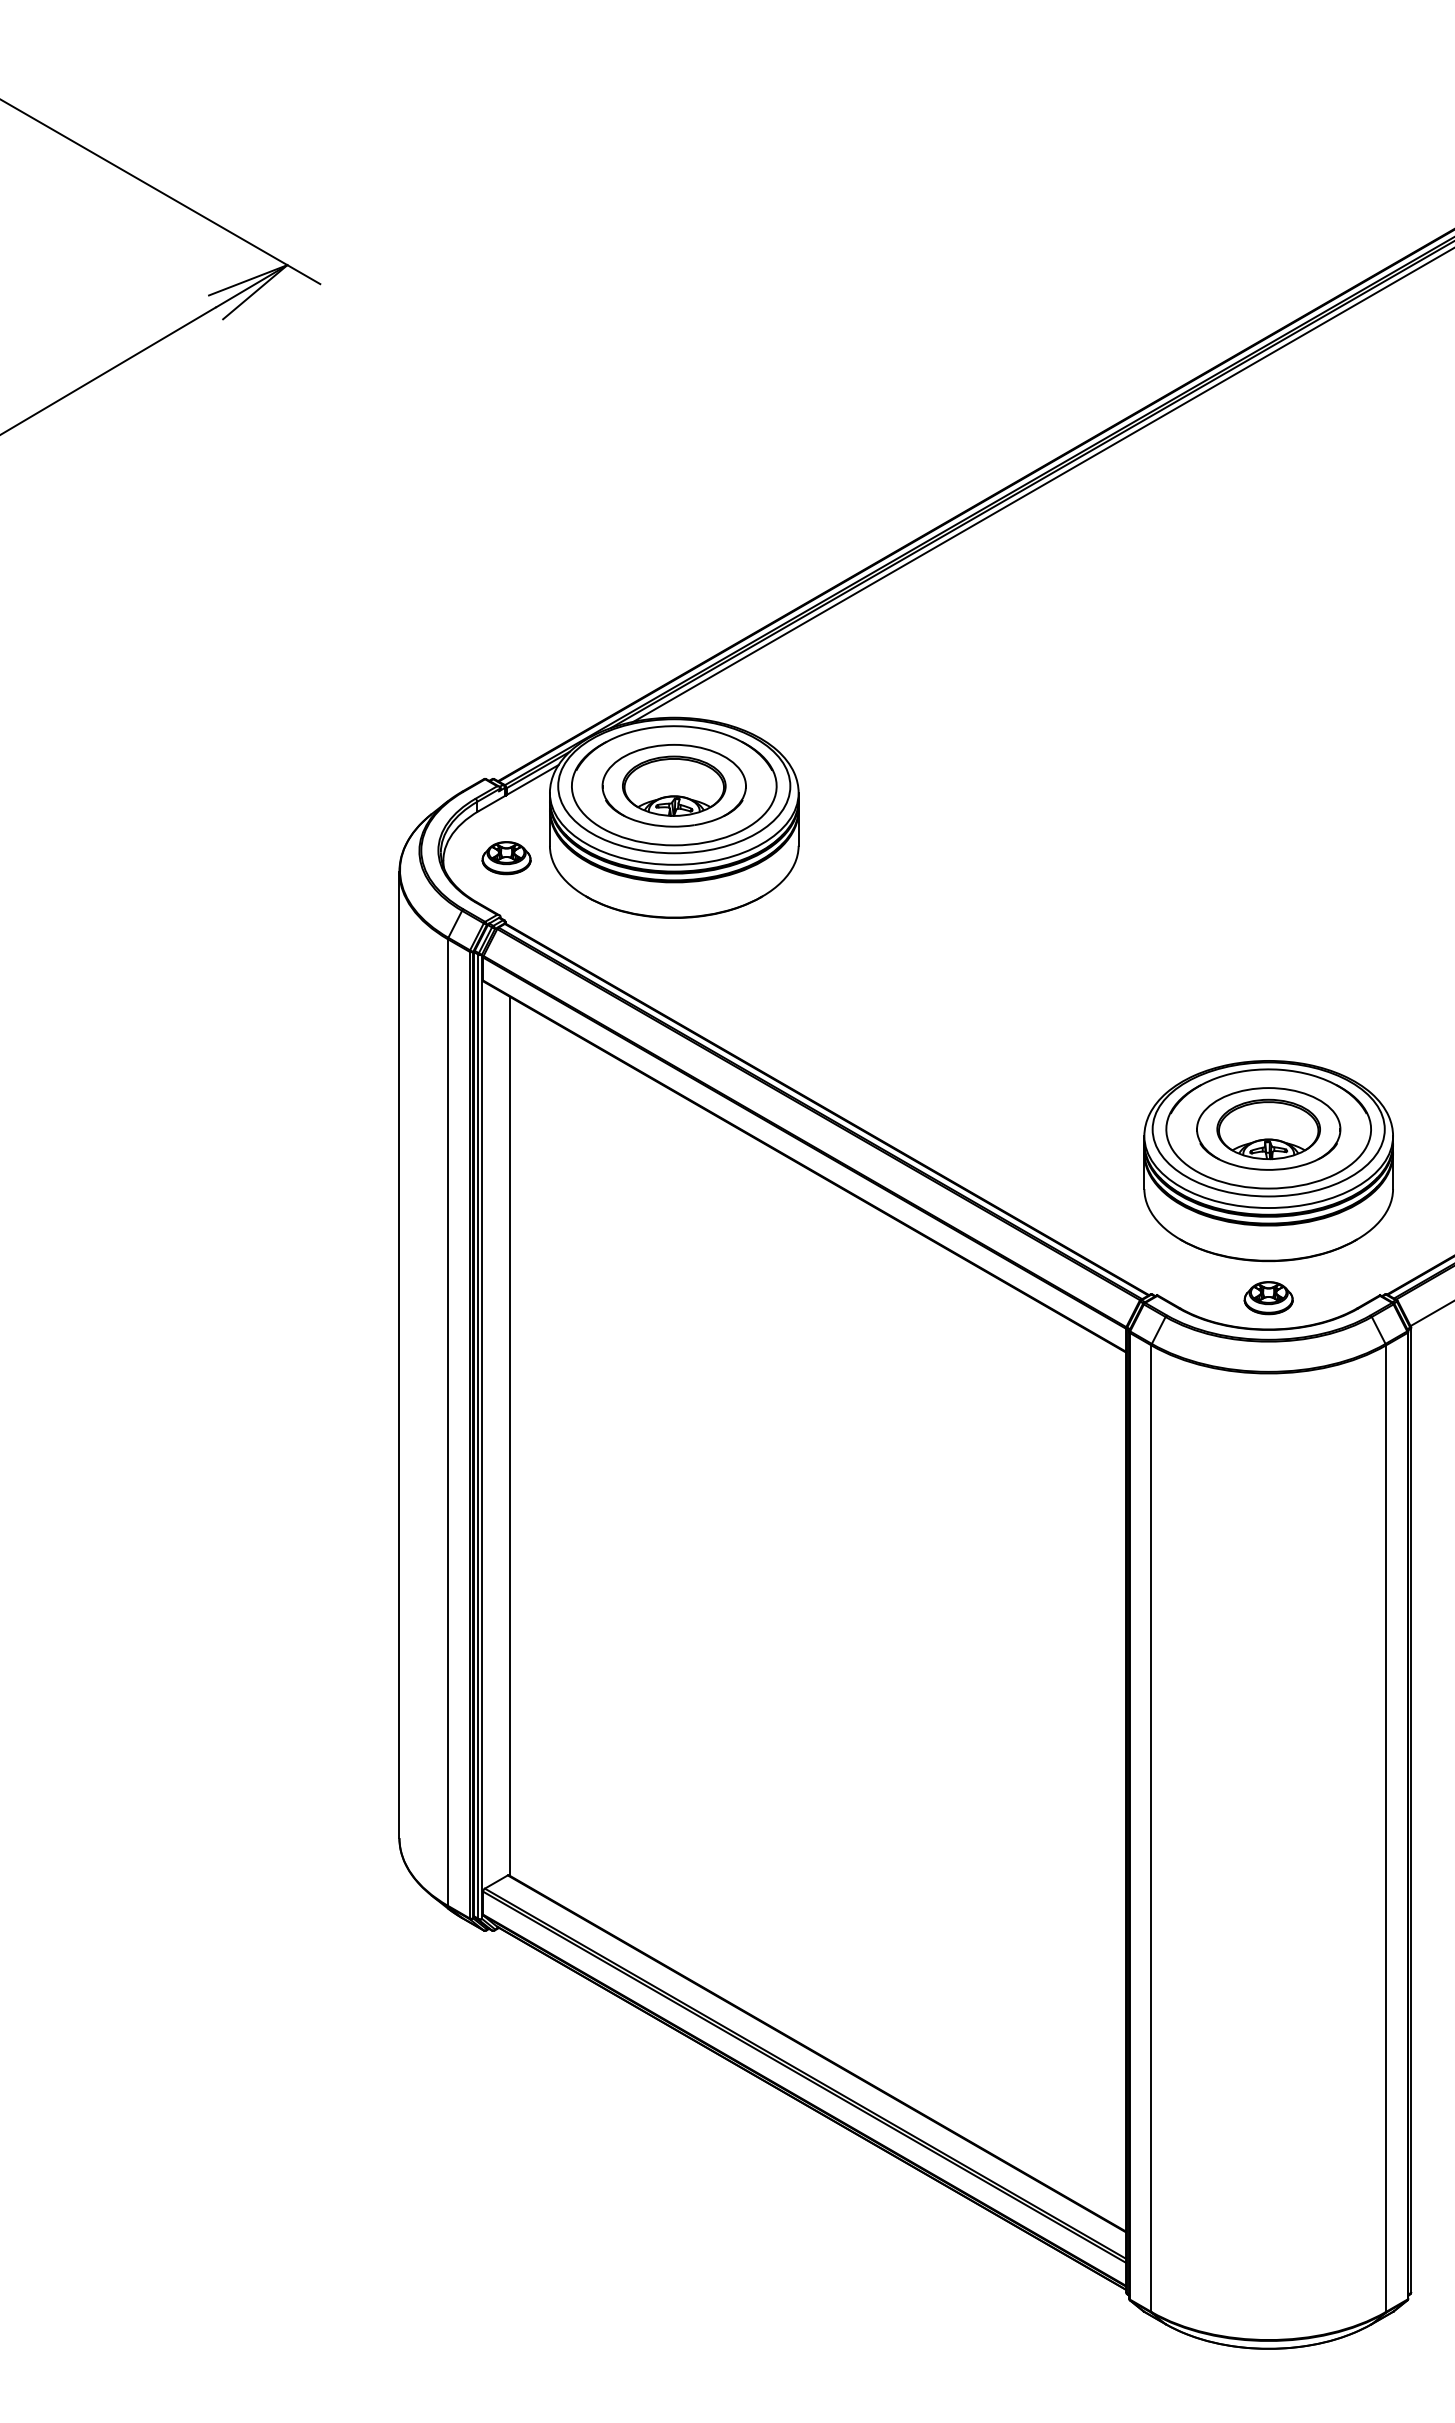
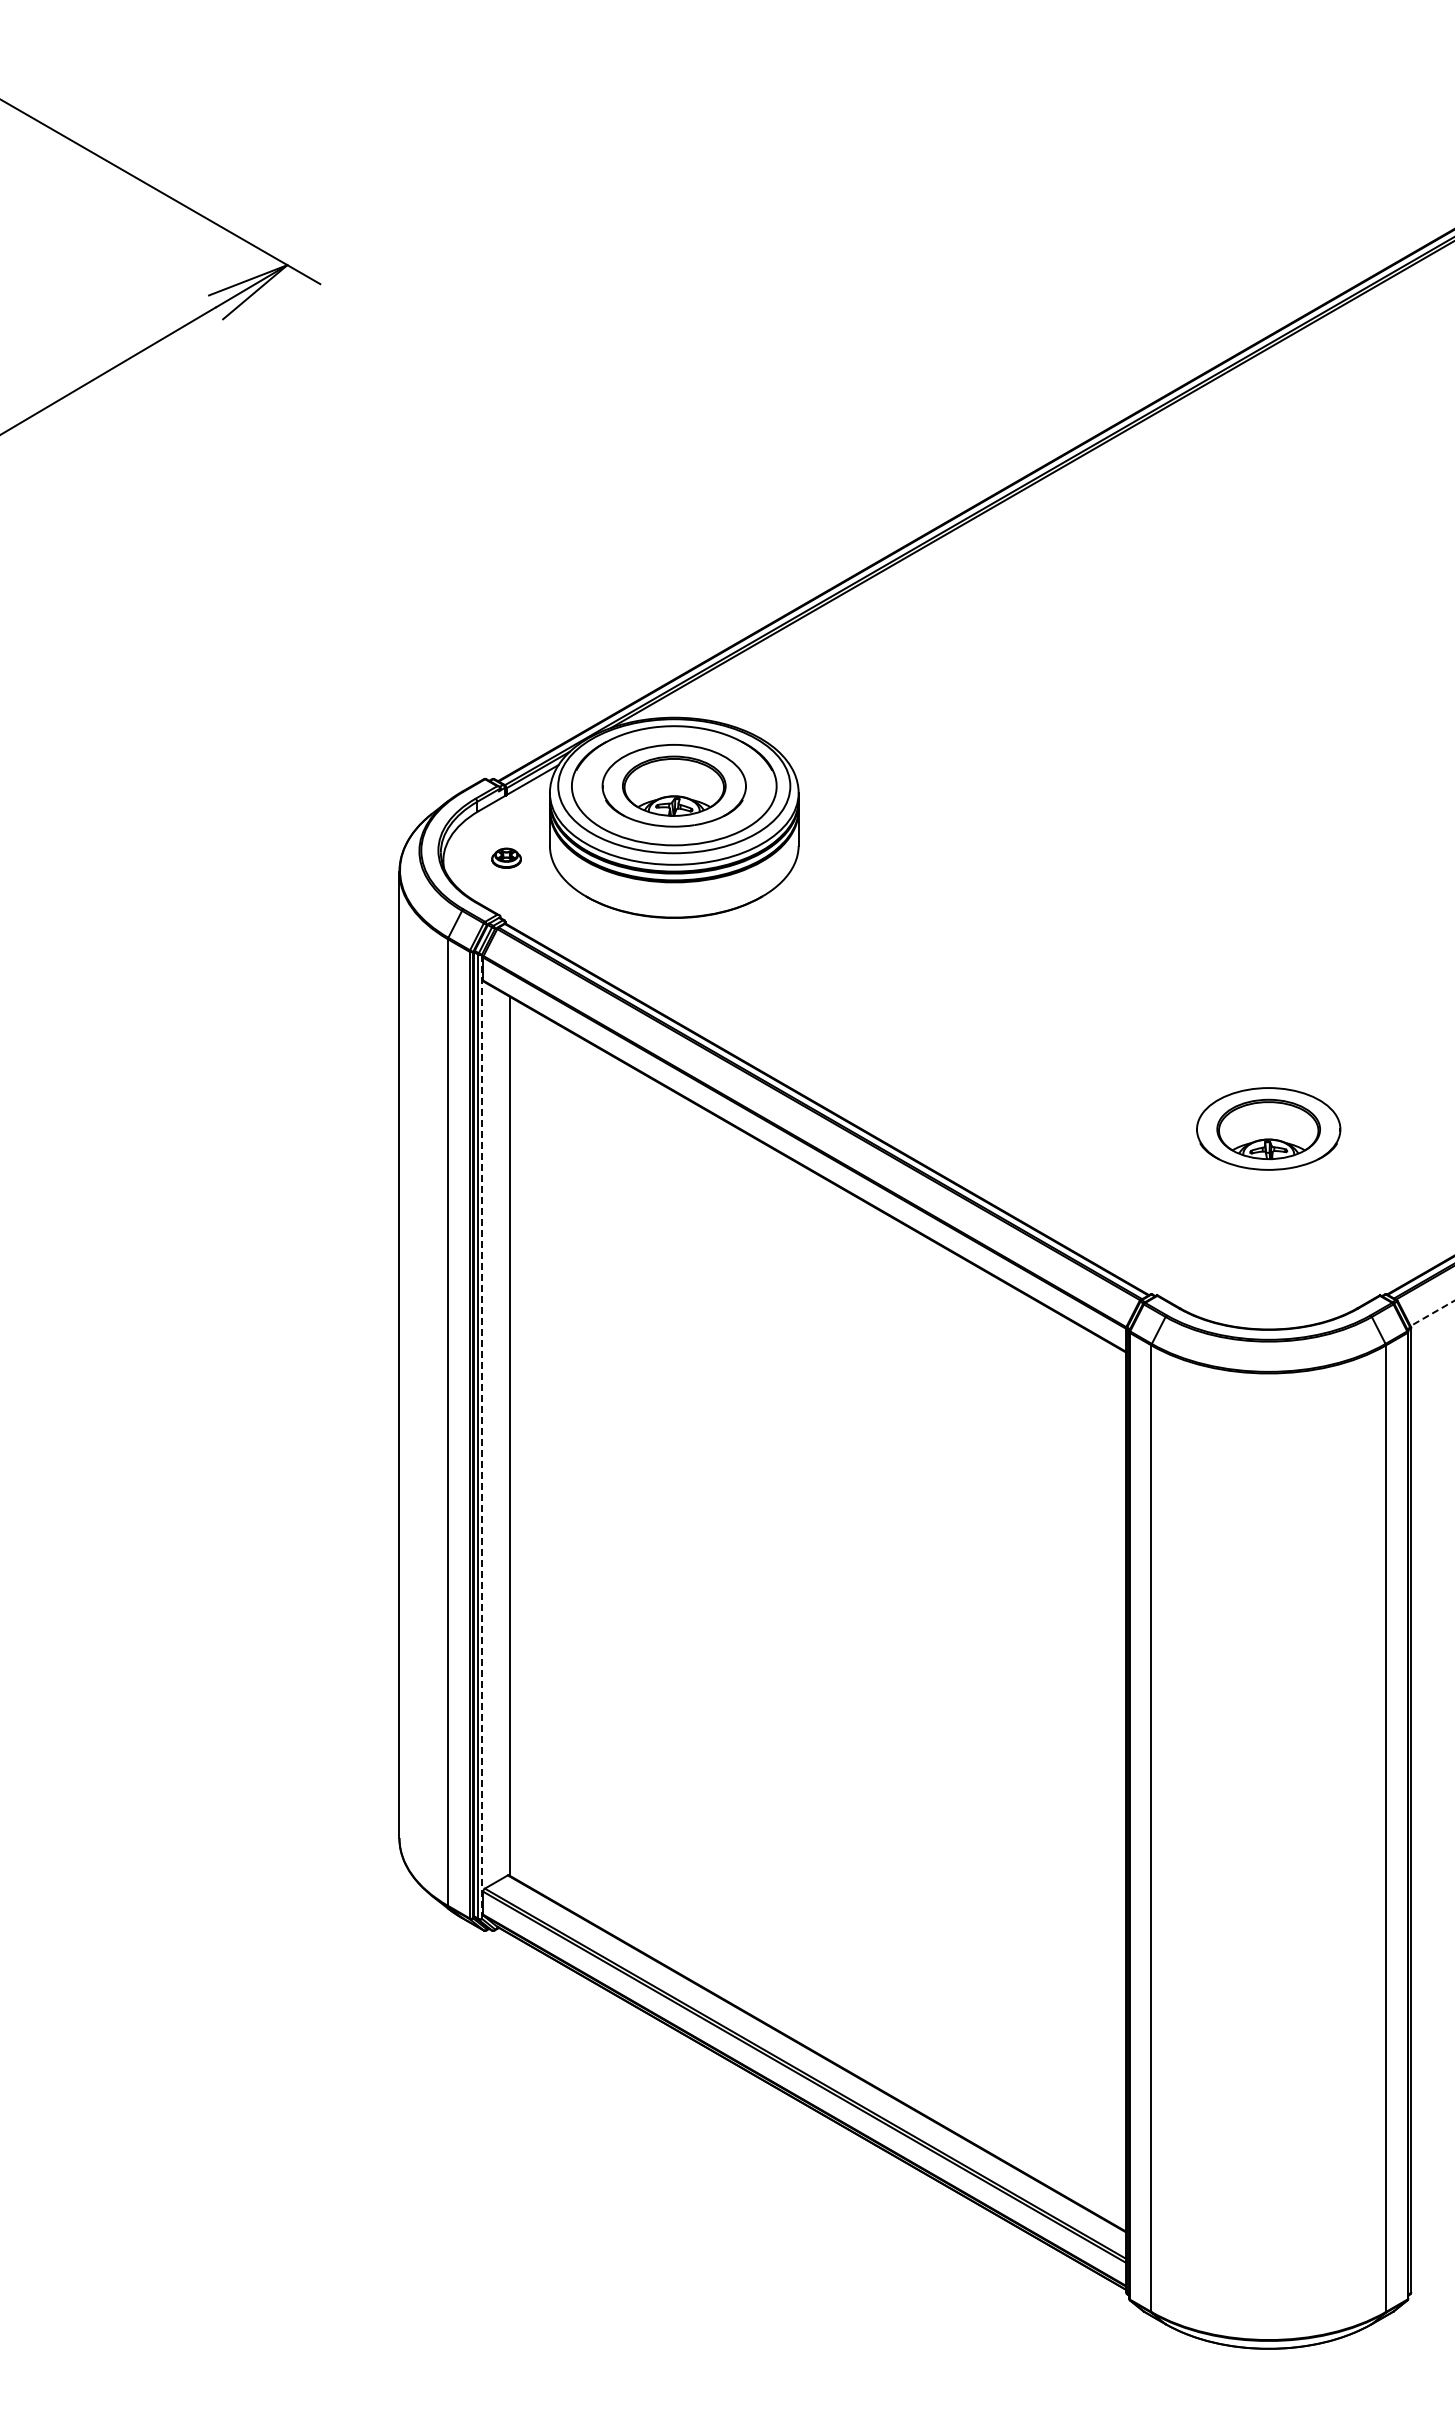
line: present -> none (1042, 485)
part size: 51x35 px -> 31x22 px (506, 857)
part: present -> none (1268, 1161)
part: present -> none (1268, 1298)
line: solid -> dashed (1432, 1313)
line: solid -> dashed (482, 1436)
